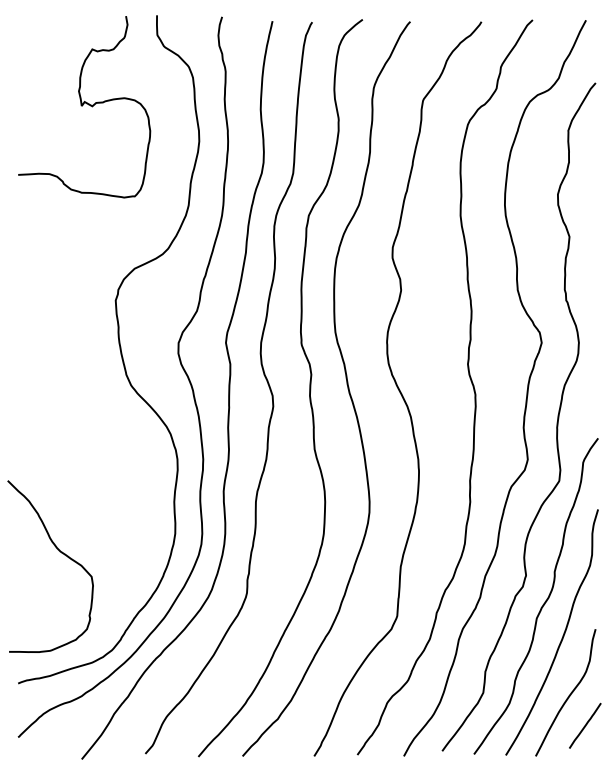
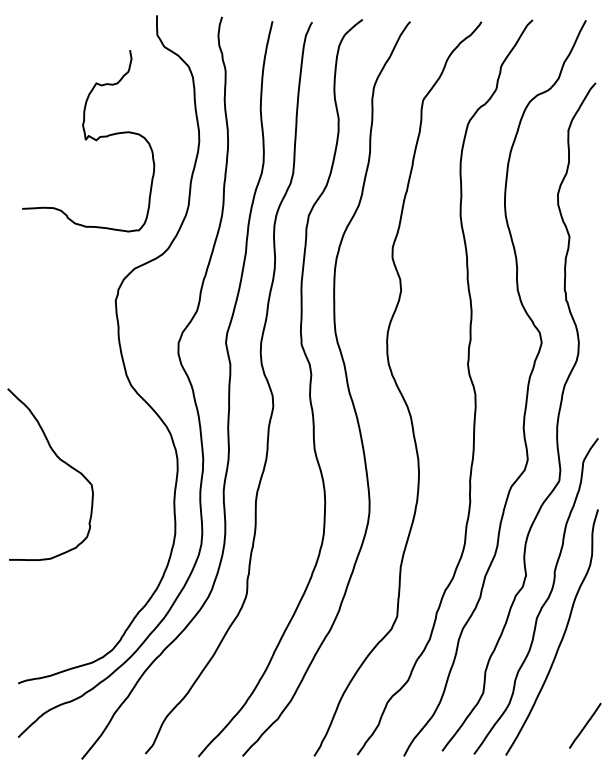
curve position: (83, 105) -> (87, 139) (87, 139)
curve position: (61, 553) -> (61, 461) (61, 461)
curve: present -> none (568, 695)
